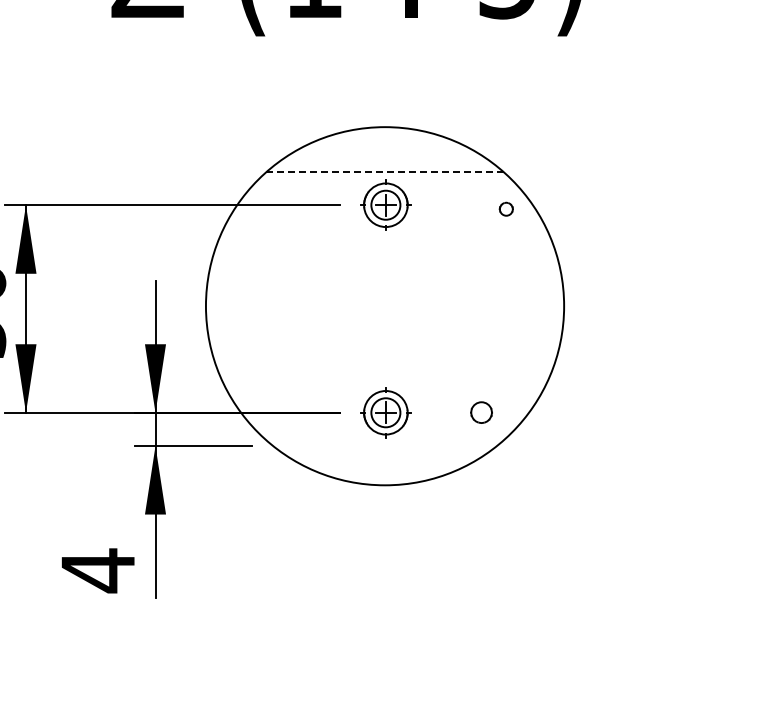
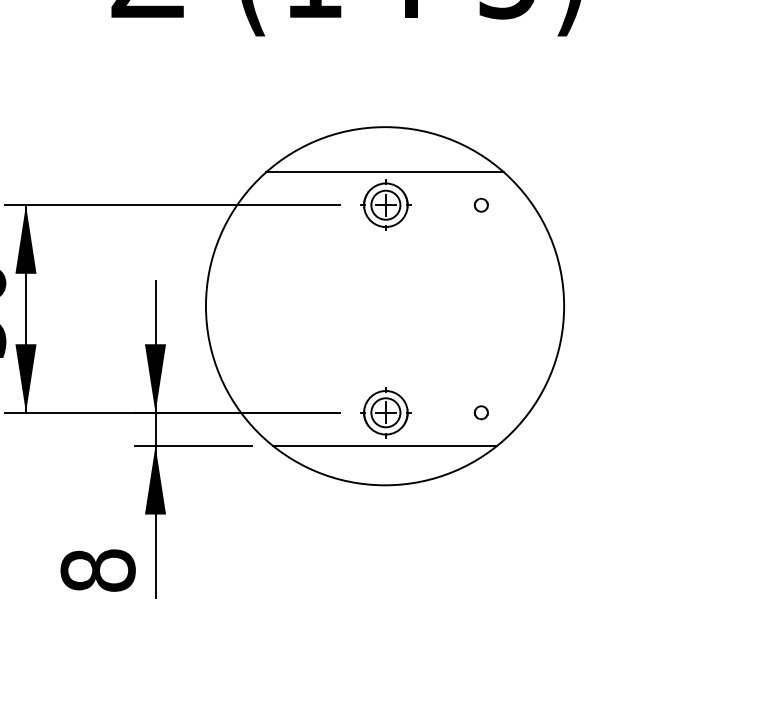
line: dashed -> solid (385, 172)
part position: (505, 208) -> (480, 204) (480, 204)
part size: 23x23 px -> 16x16 px (480, 412)
line: none -> present (385, 446)
text: 4 -> 8 (97, 570)
